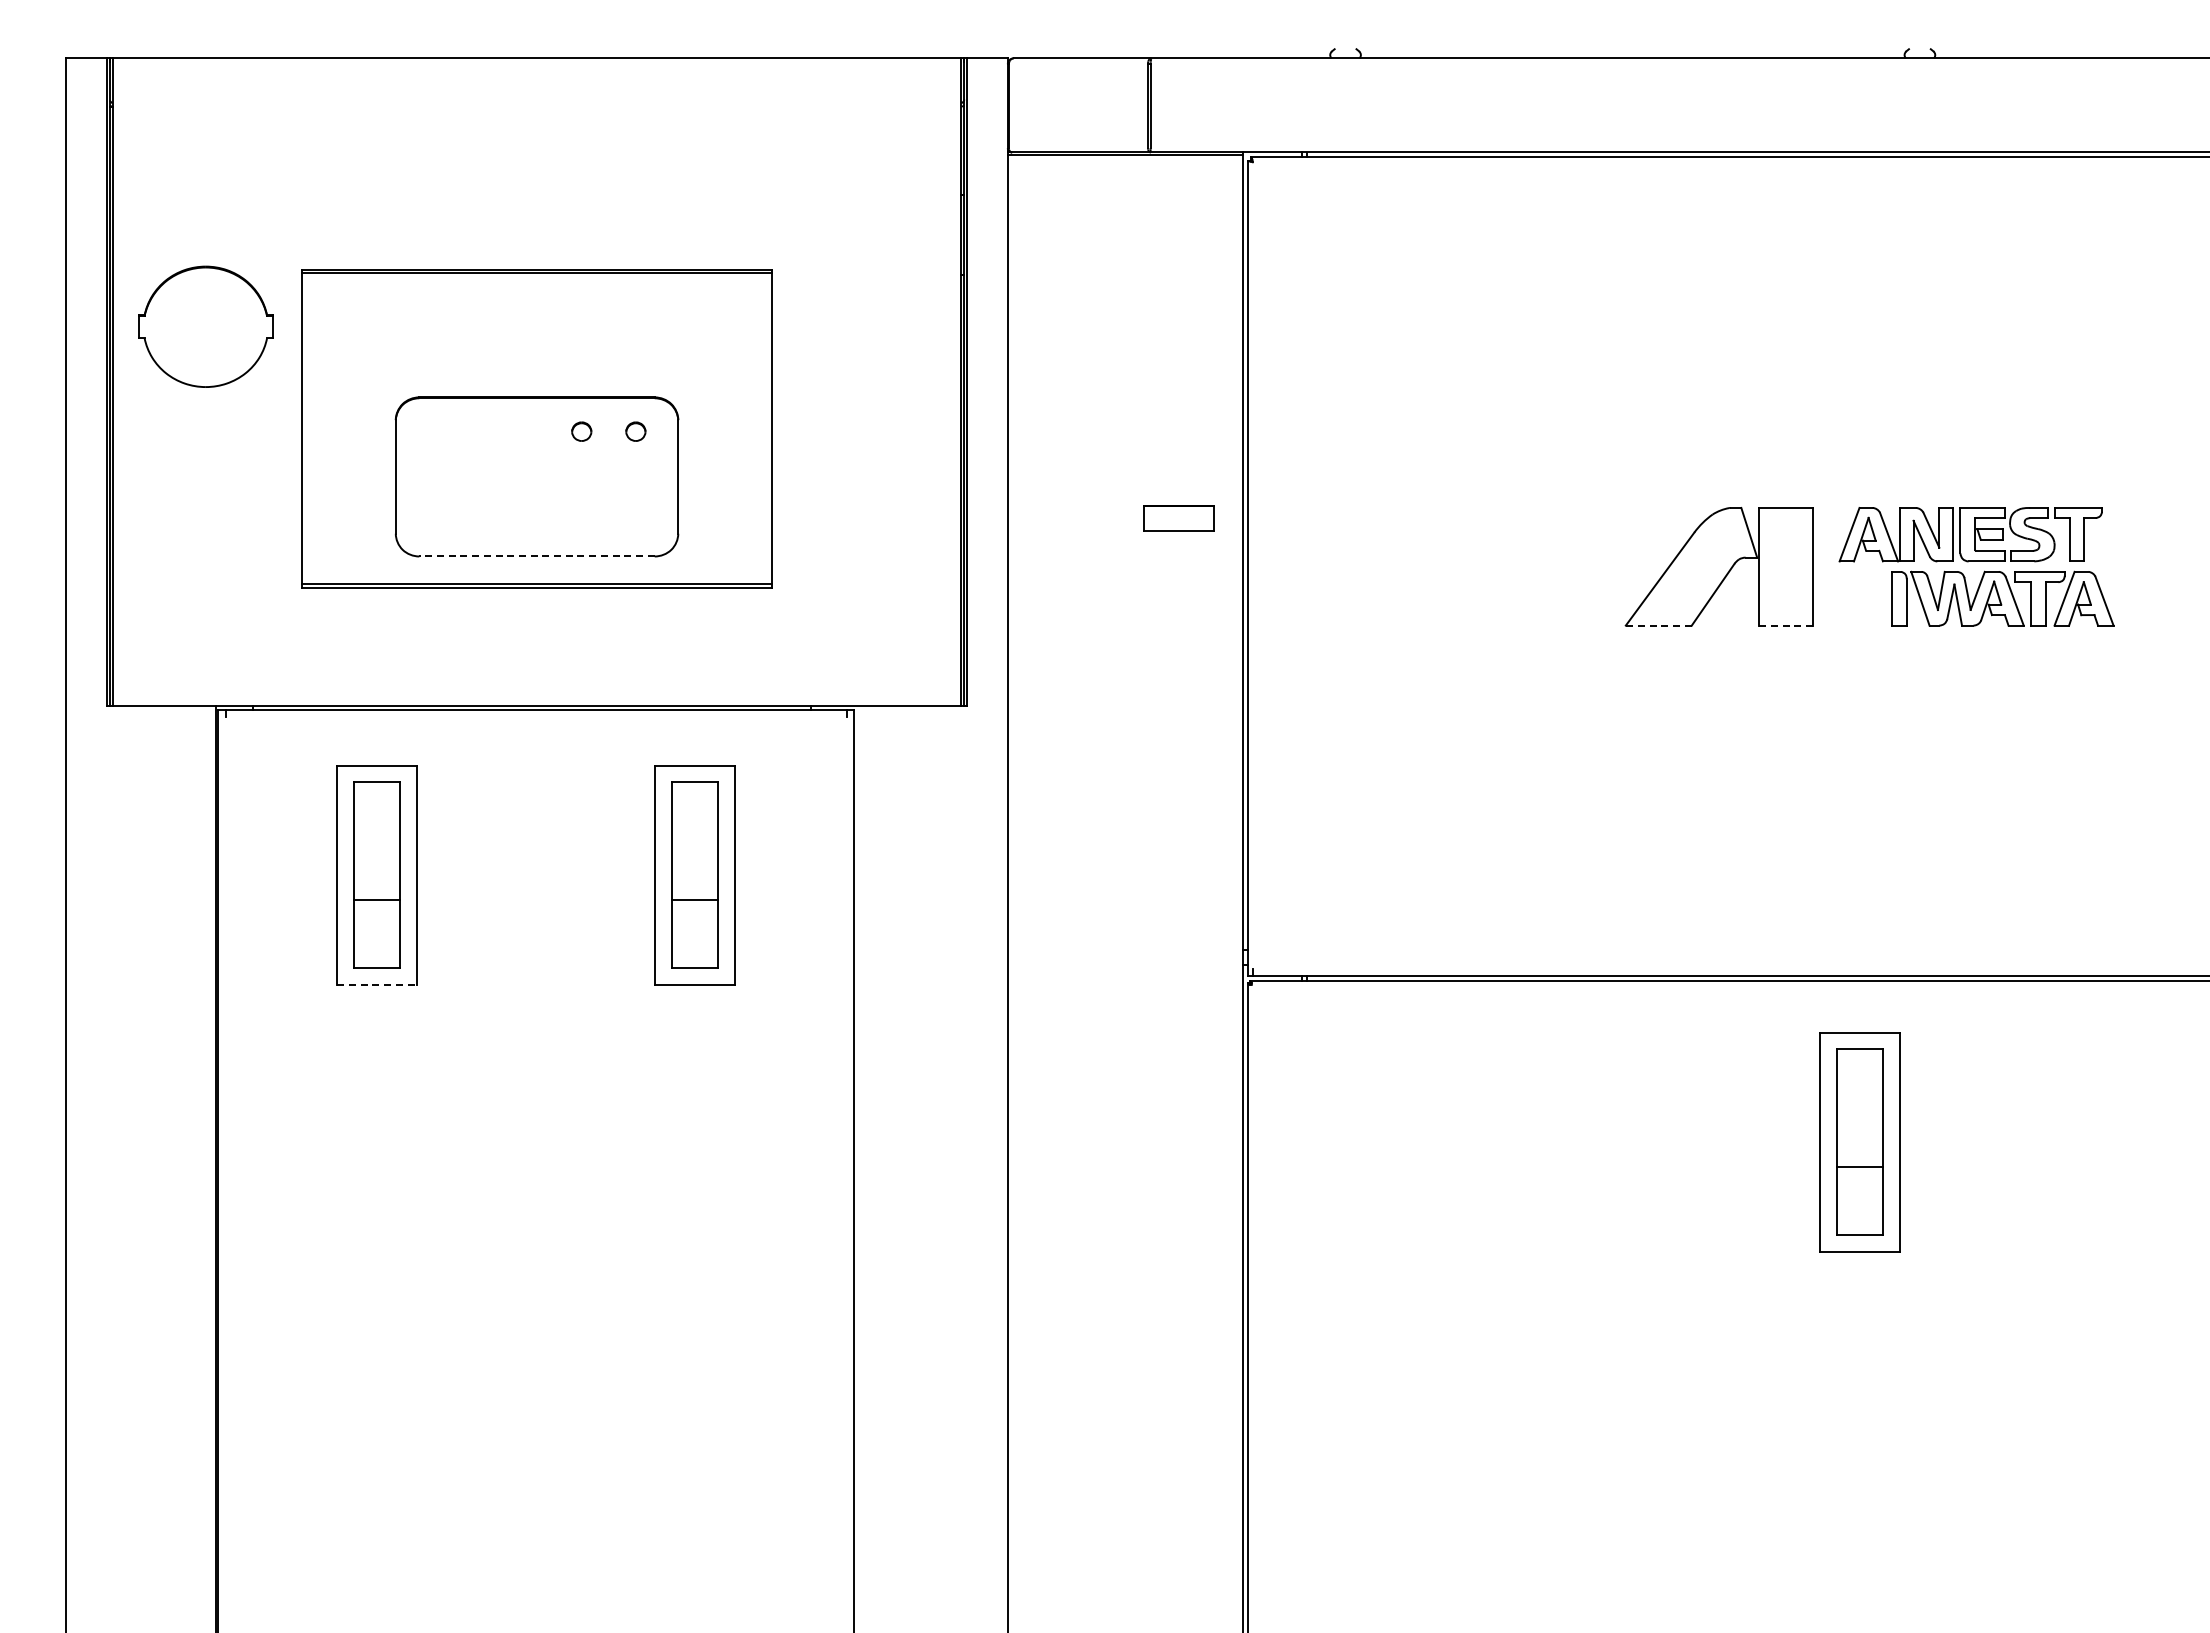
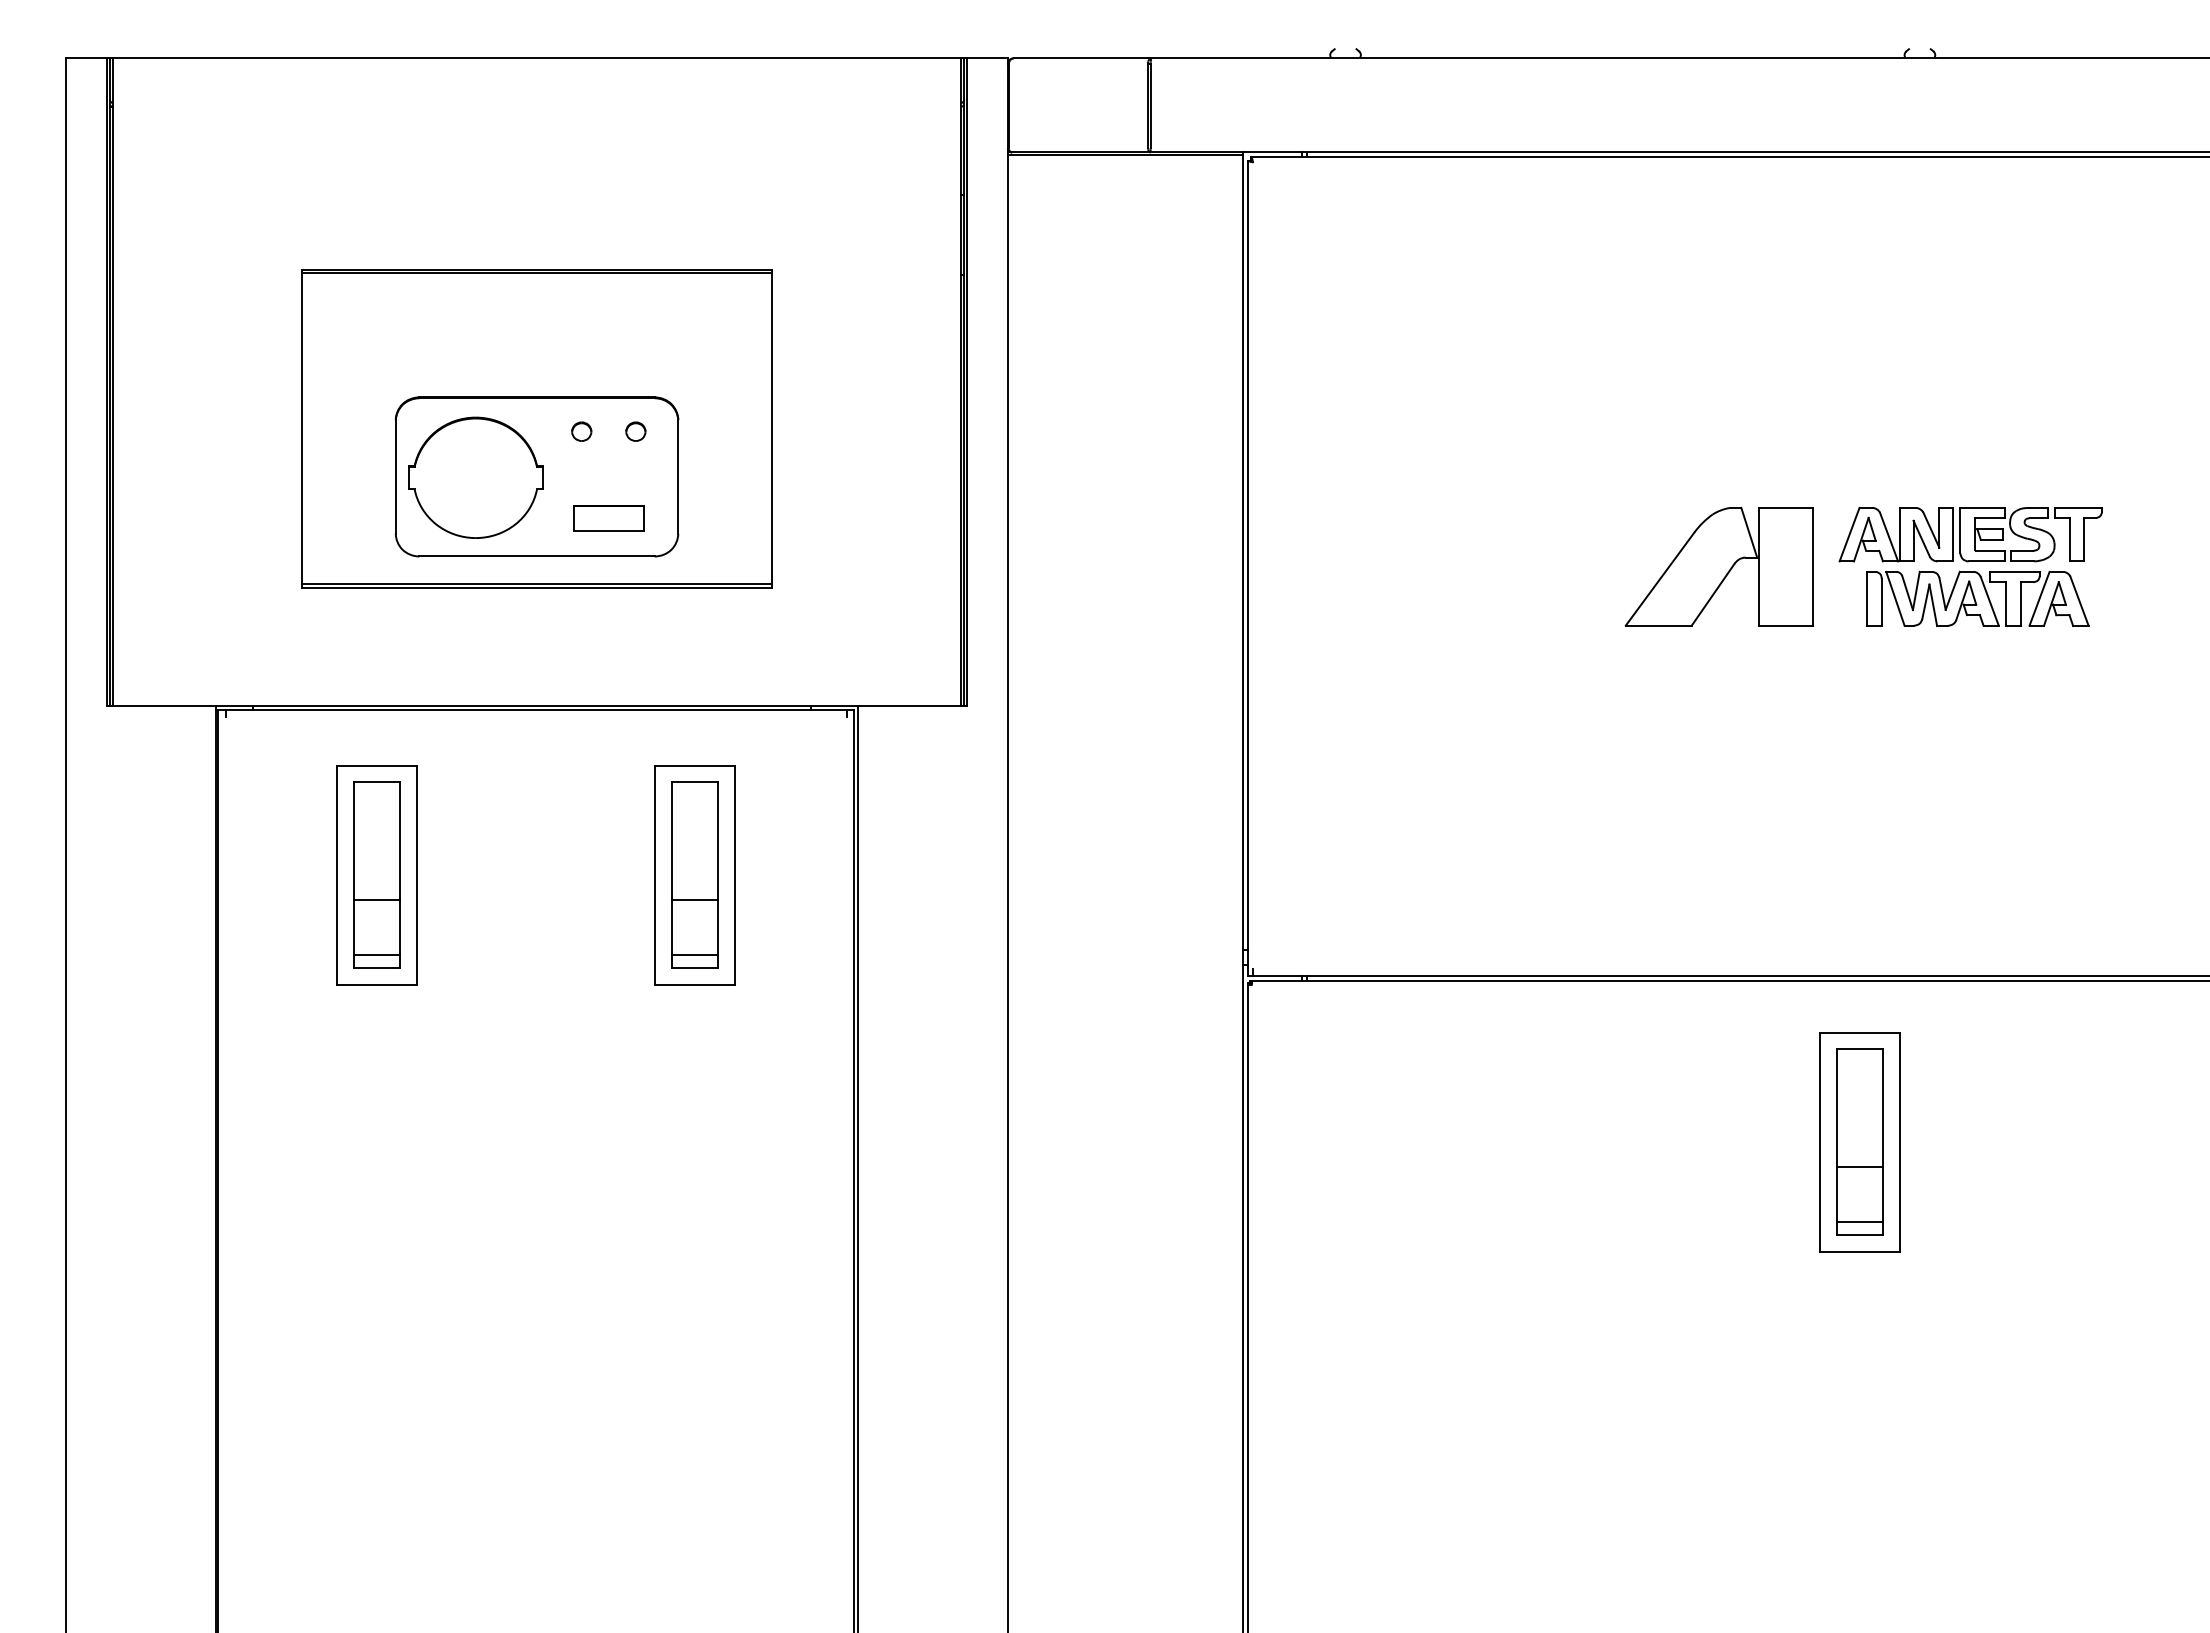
part position: (205, 326) -> (475, 477) (475, 477)
part position: (1178, 518) -> (608, 518) (608, 518)
line: dashed -> solid (537, 556)
part position: (2002, 598) -> (1977, 598) (1977, 598)
line: dashed -> solid (1658, 625)
line: dashed -> solid (1785, 625)
line: none -> present (377, 954)
line: none -> present (695, 954)
line: dashed -> solid (377, 984)
line: none -> present (857, 1167)
line: none -> present (1859, 1222)
